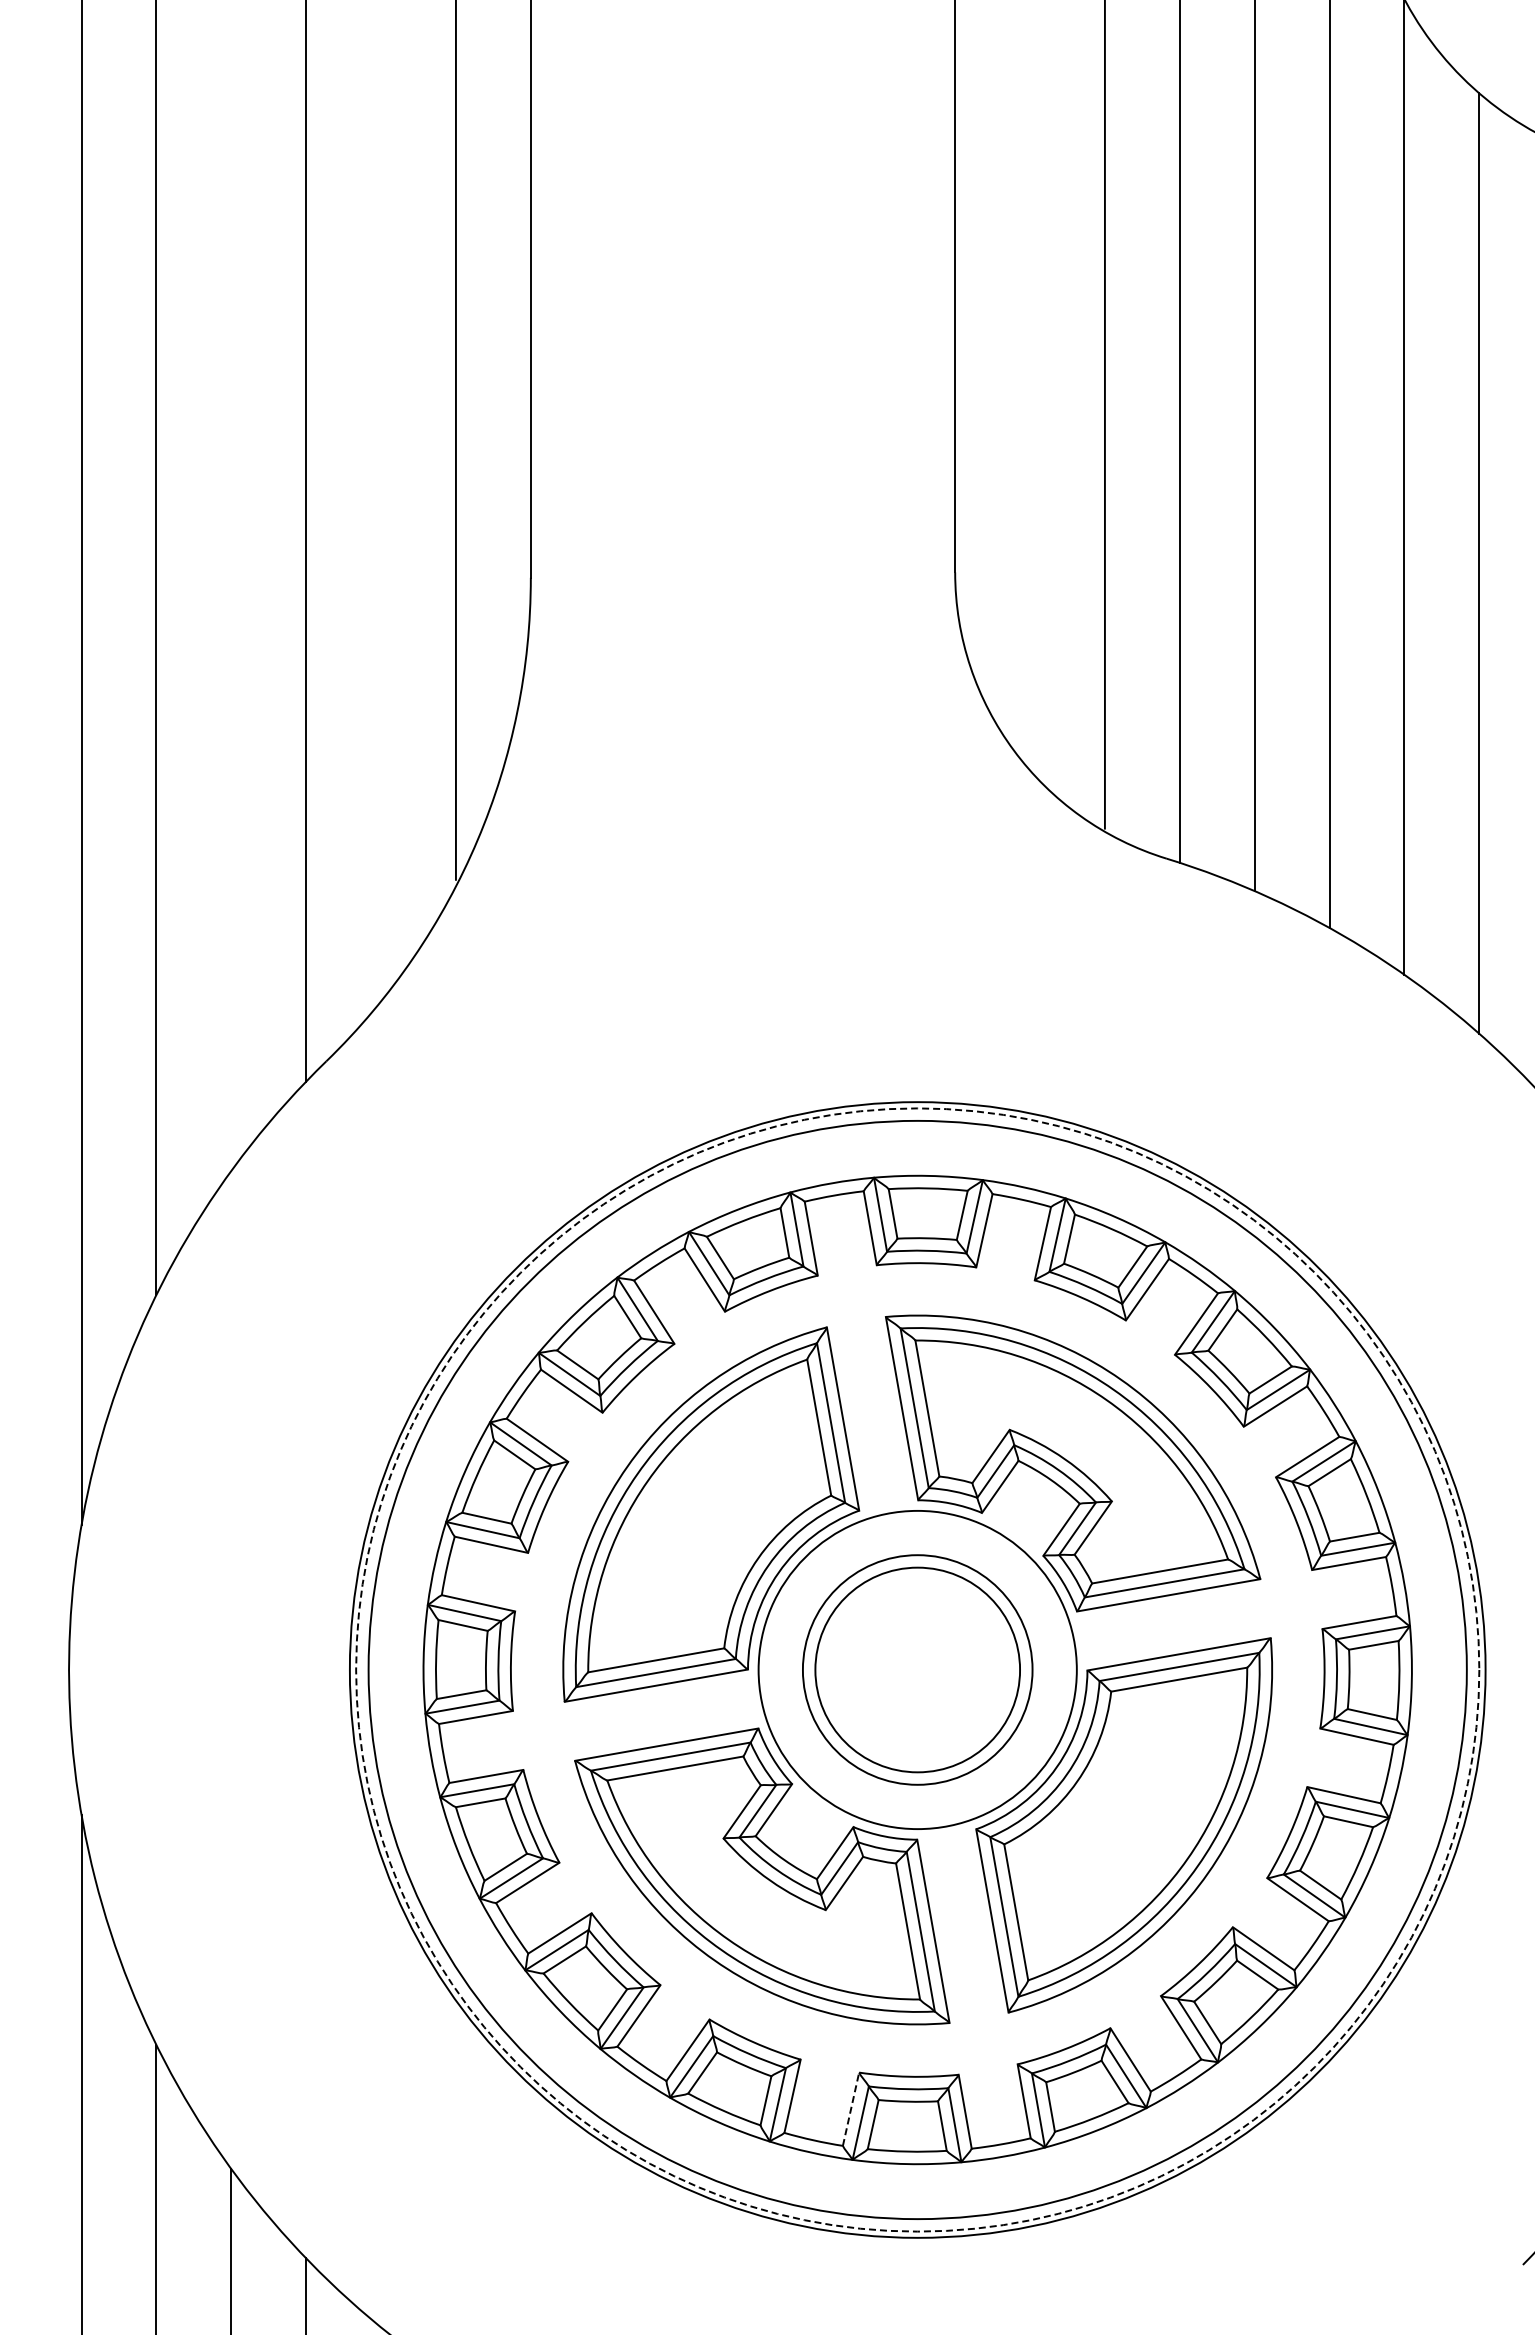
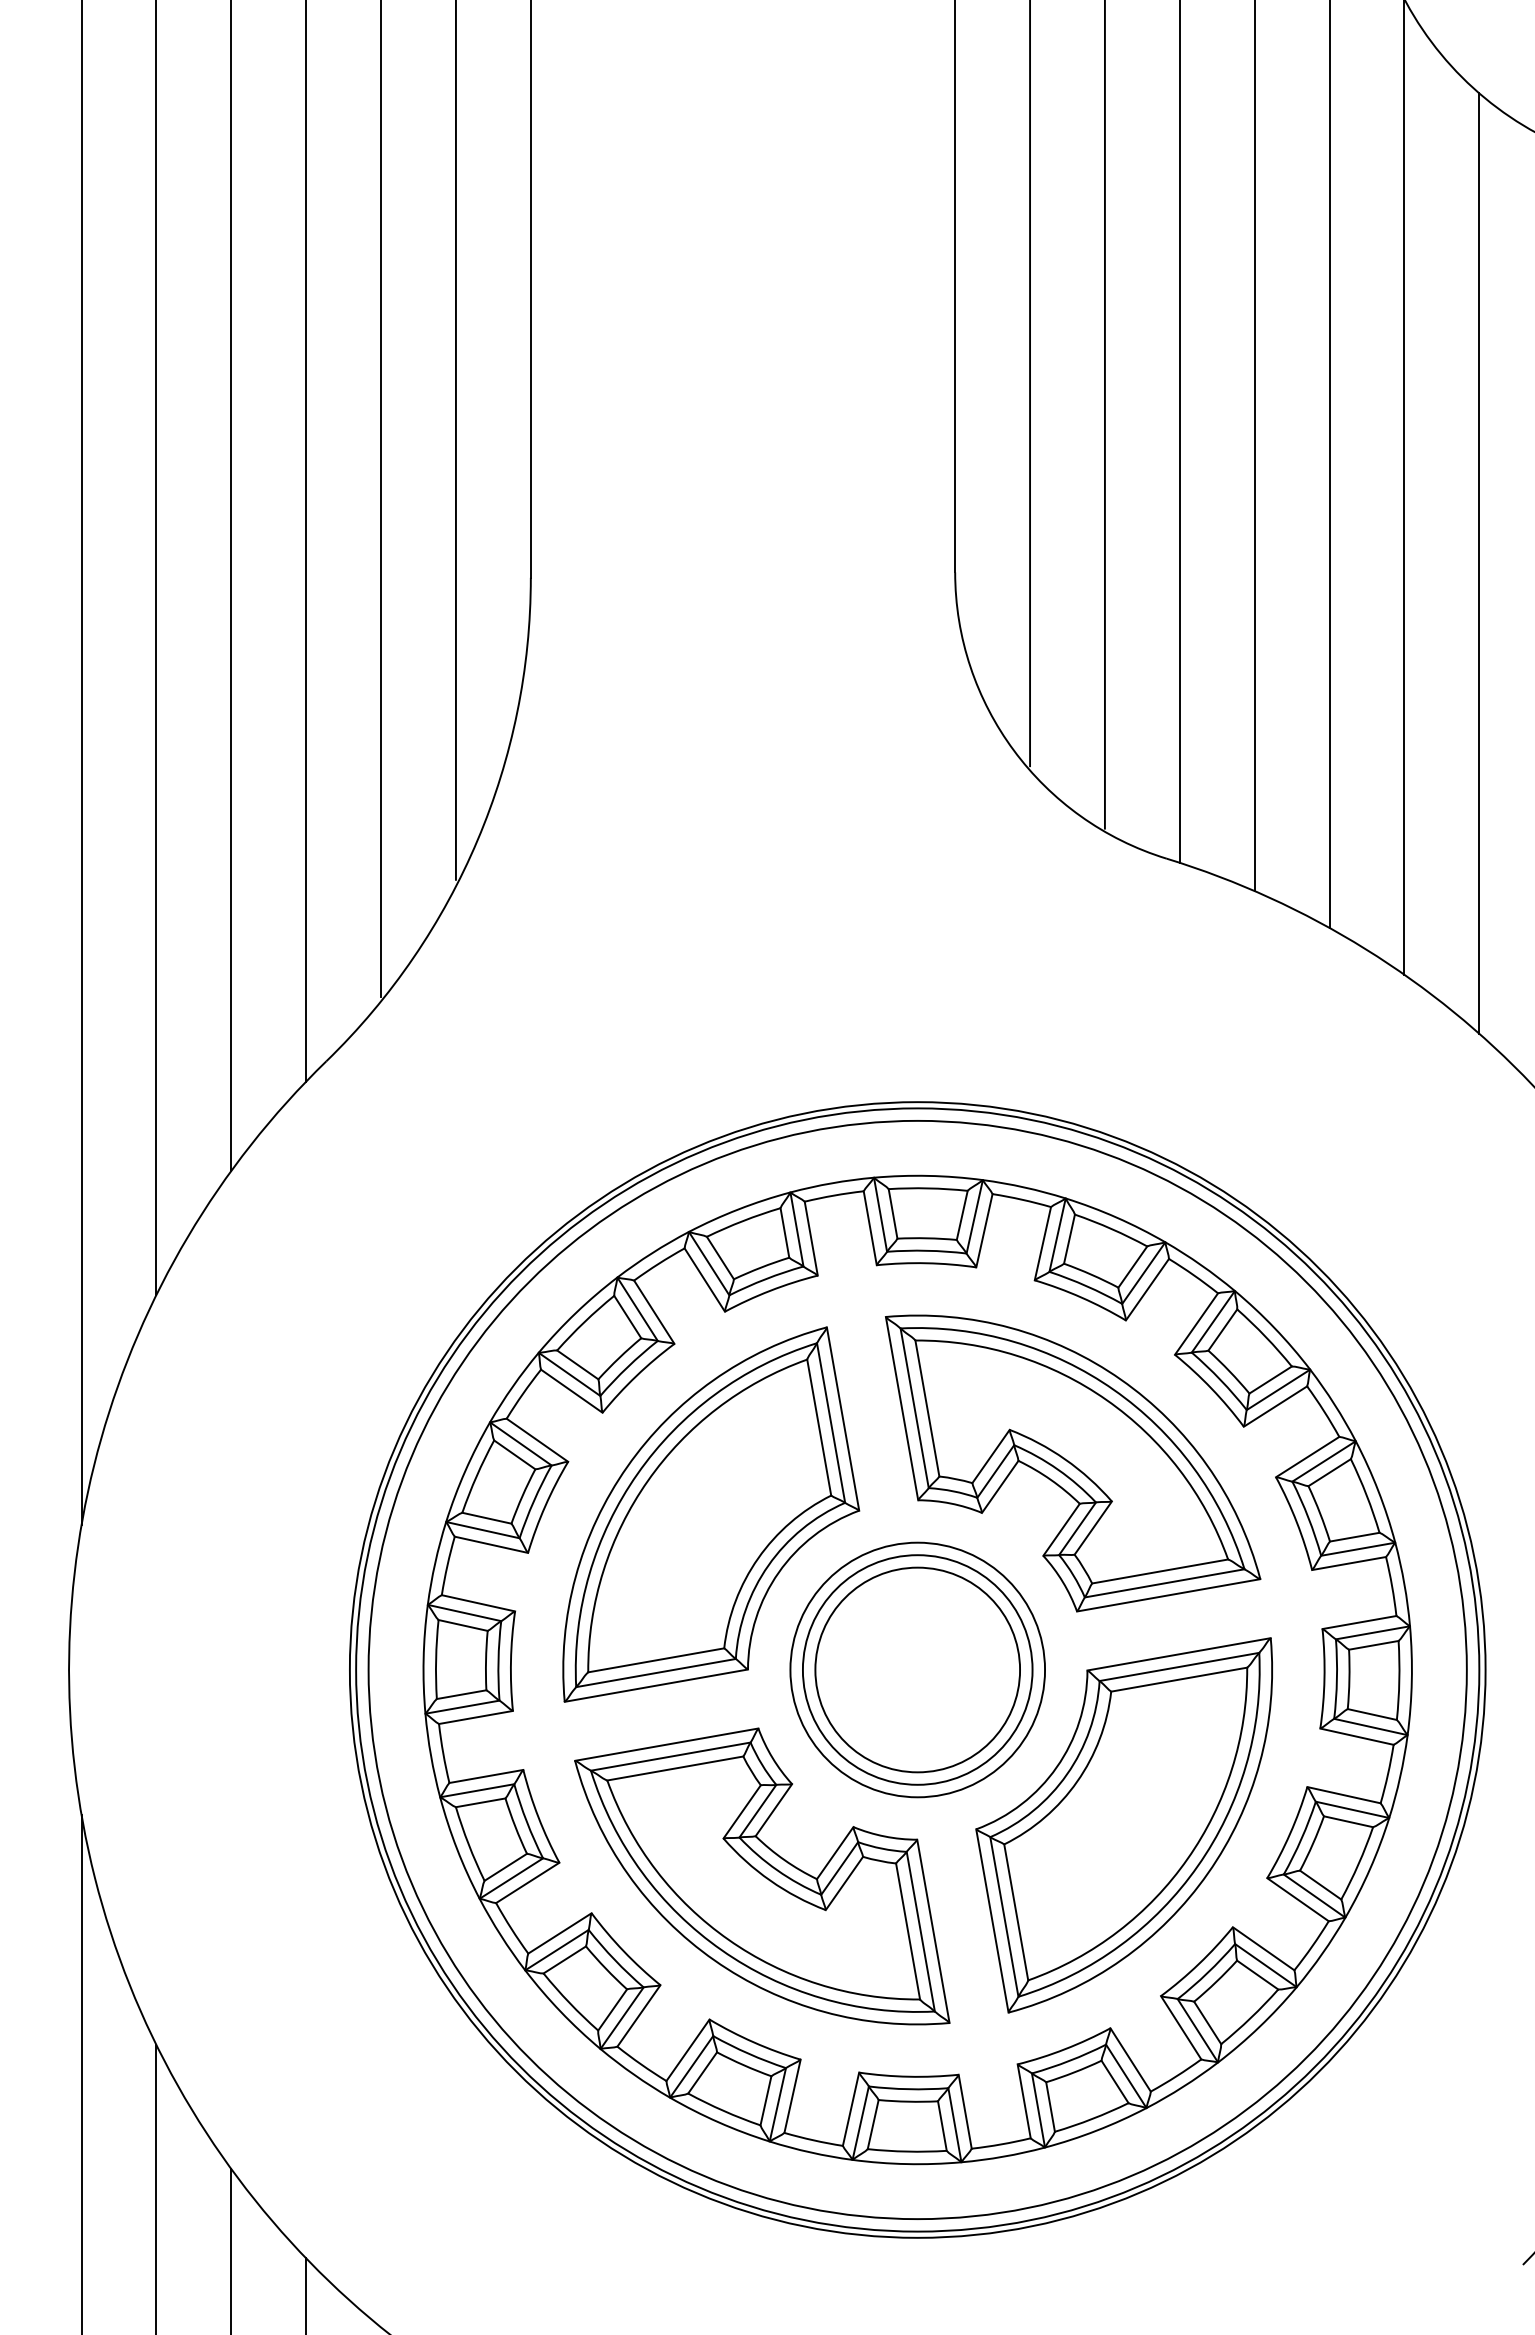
line: none -> present (1030, 384)
line: none -> present (381, 499)
line: none -> present (231, 586)
circle diameter: 318 px -> 255 px (917, 1669)
circle: dashed -> solid (917, 1669)
line: dashed -> solid (851, 2109)
